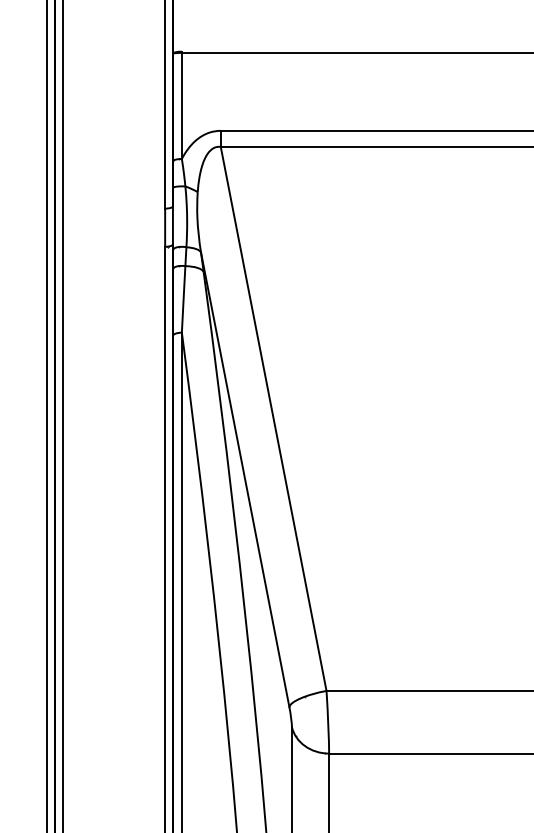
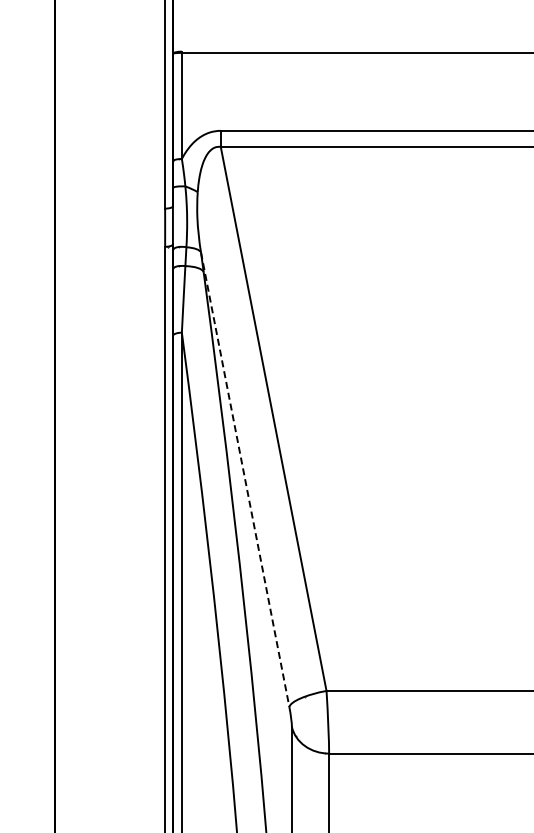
line: present -> none (47, 415)
line: present -> none (62, 415)
line: solid -> dashed (245, 479)
